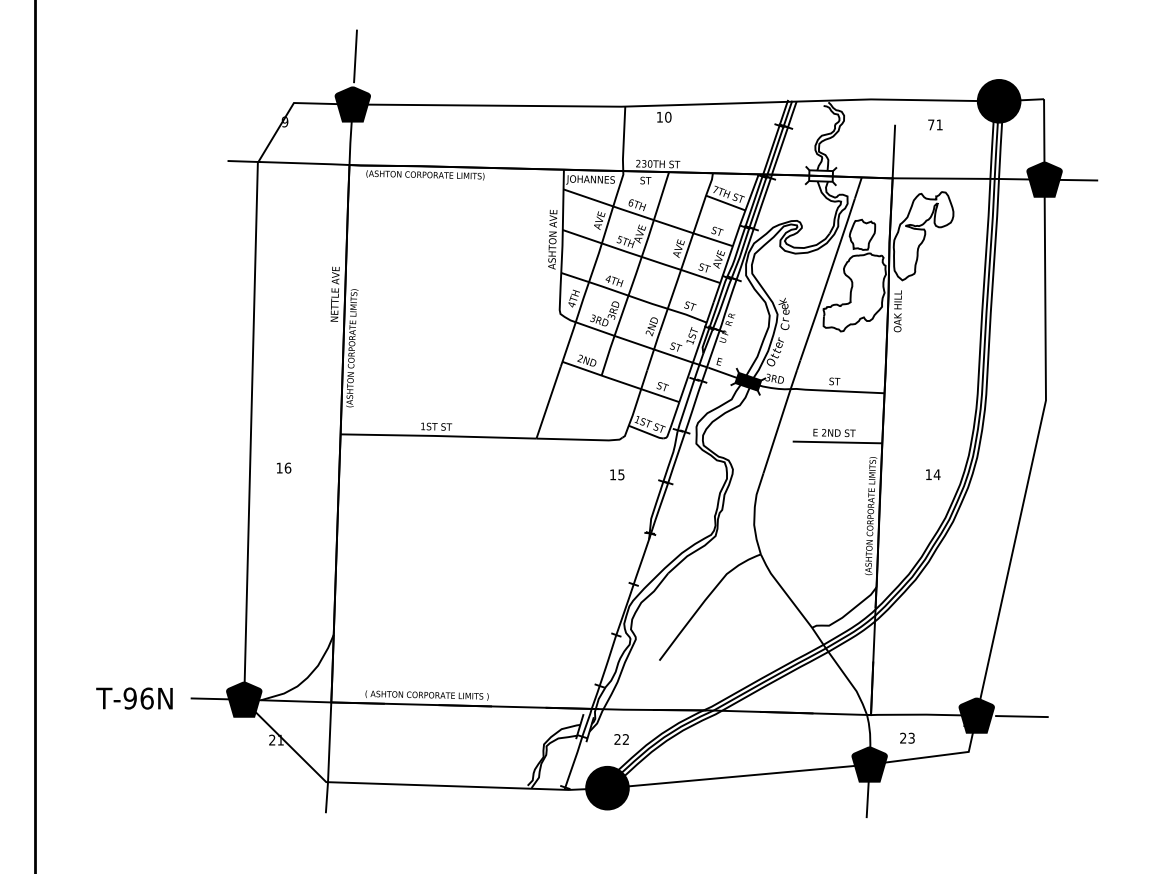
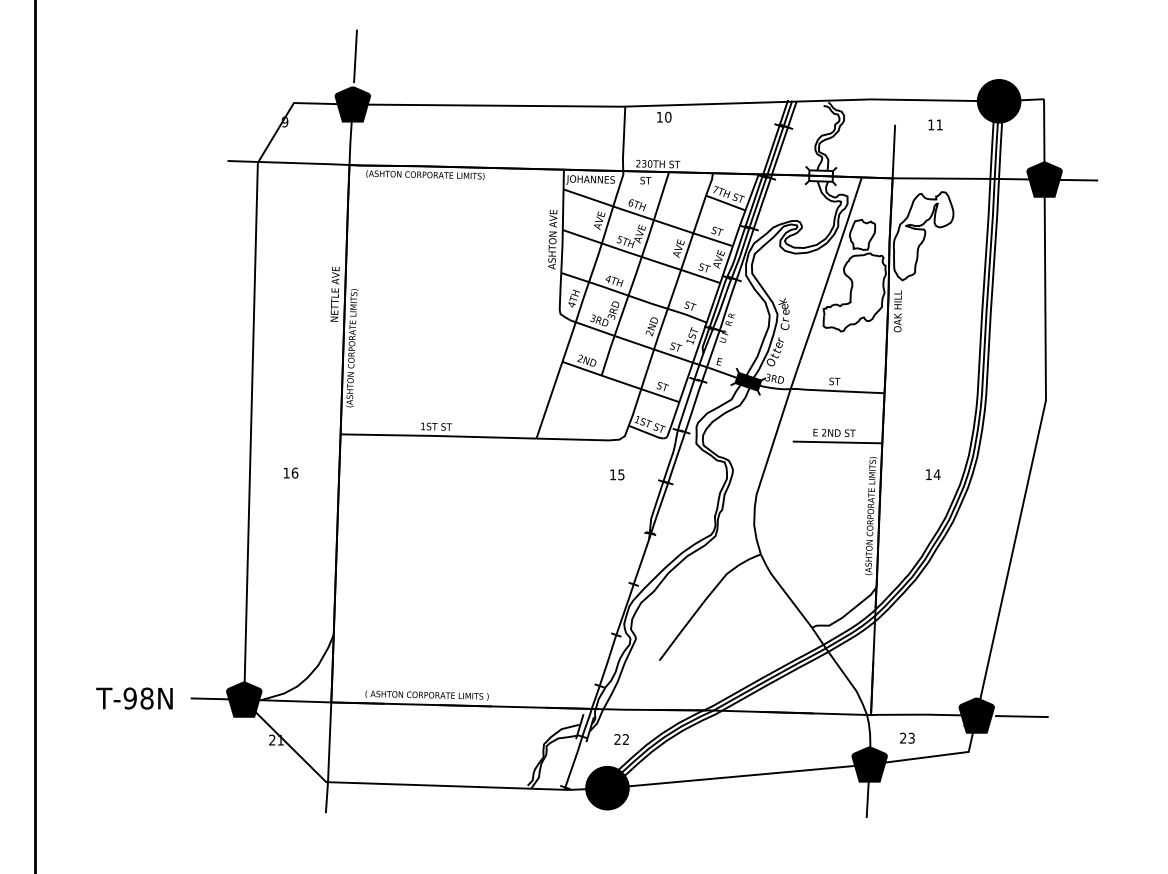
text: 71 -> 11 (931, 124)
text position: (284, 467) -> (291, 472) (291, 472)
text: T-96N -> T-98N (146, 698)
